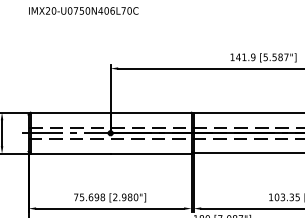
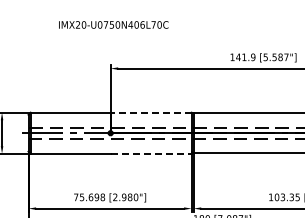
text position: (83, 10) -> (113, 24) (113, 24)
line: solid -> dashed (150, 112)
line: solid -> dashed (151, 153)
